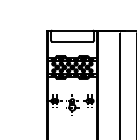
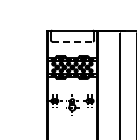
line: solid -> dashed (73, 41)
